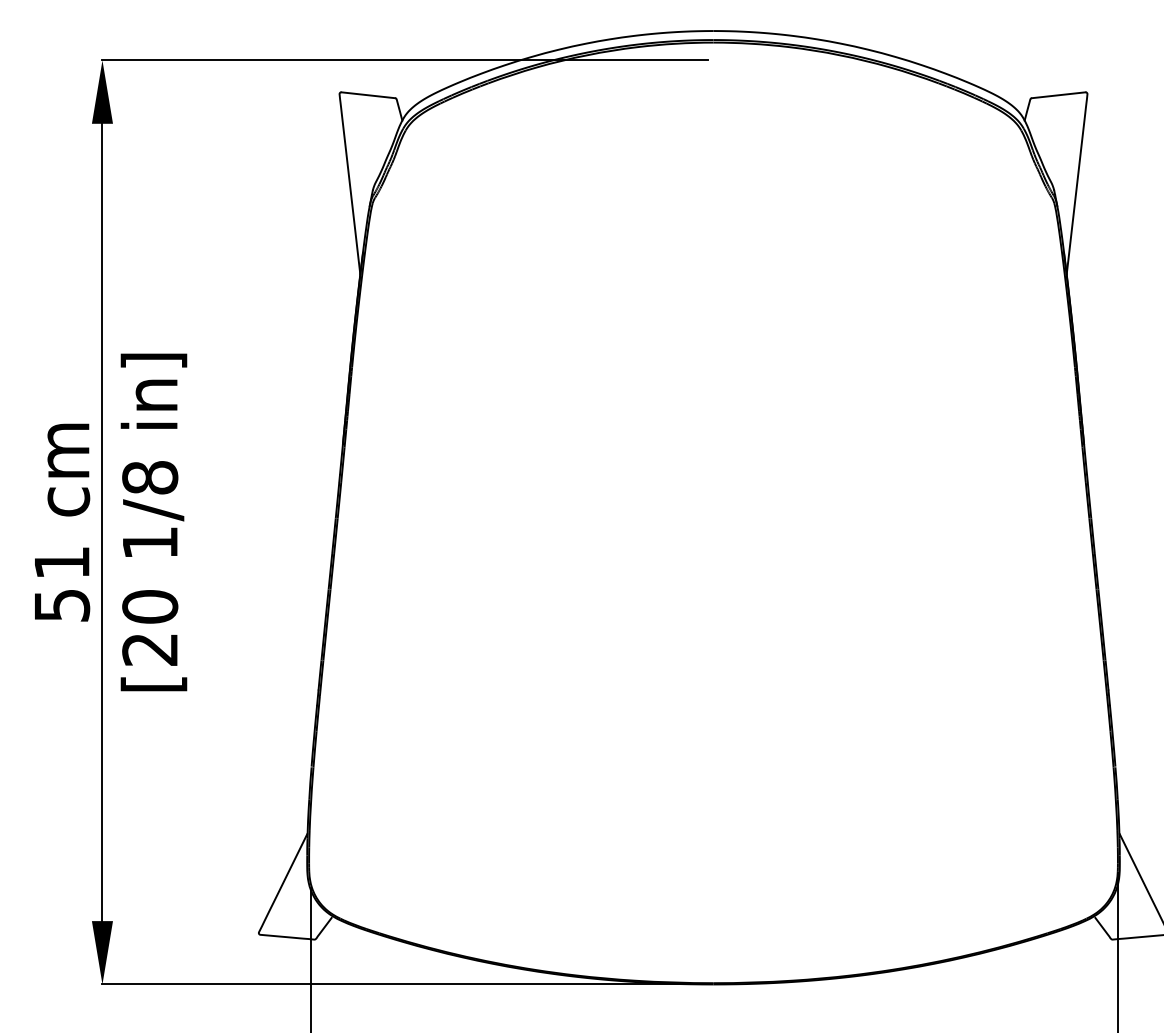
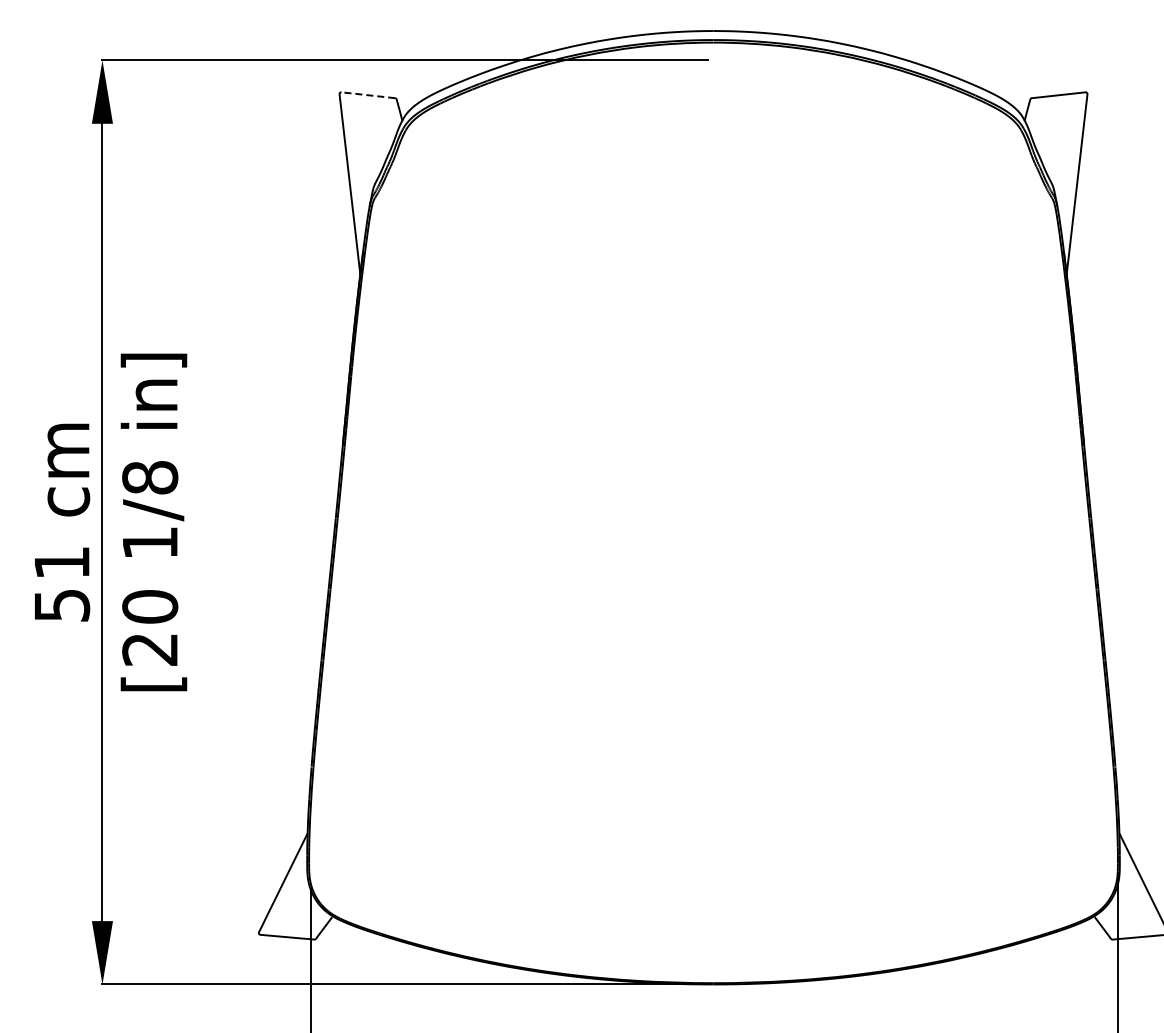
line: solid -> dashed (368, 95)
